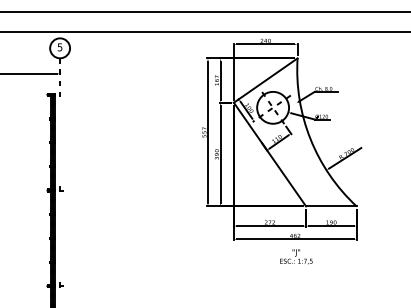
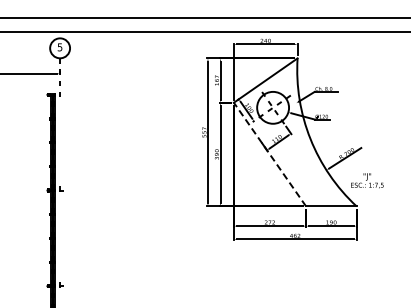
line position: (204, 11) -> (204, 17) (204, 17)
line: solid -> dashed (269, 154)
text position: (296, 256) -> (367, 180) (367, 180)
